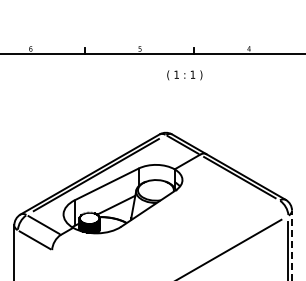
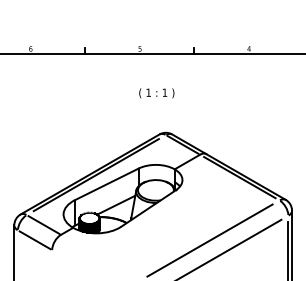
text position: (184, 75) -> (156, 93) (156, 93)
line: none -> present (209, 240)
line: dashed -> solid (292, 245)
